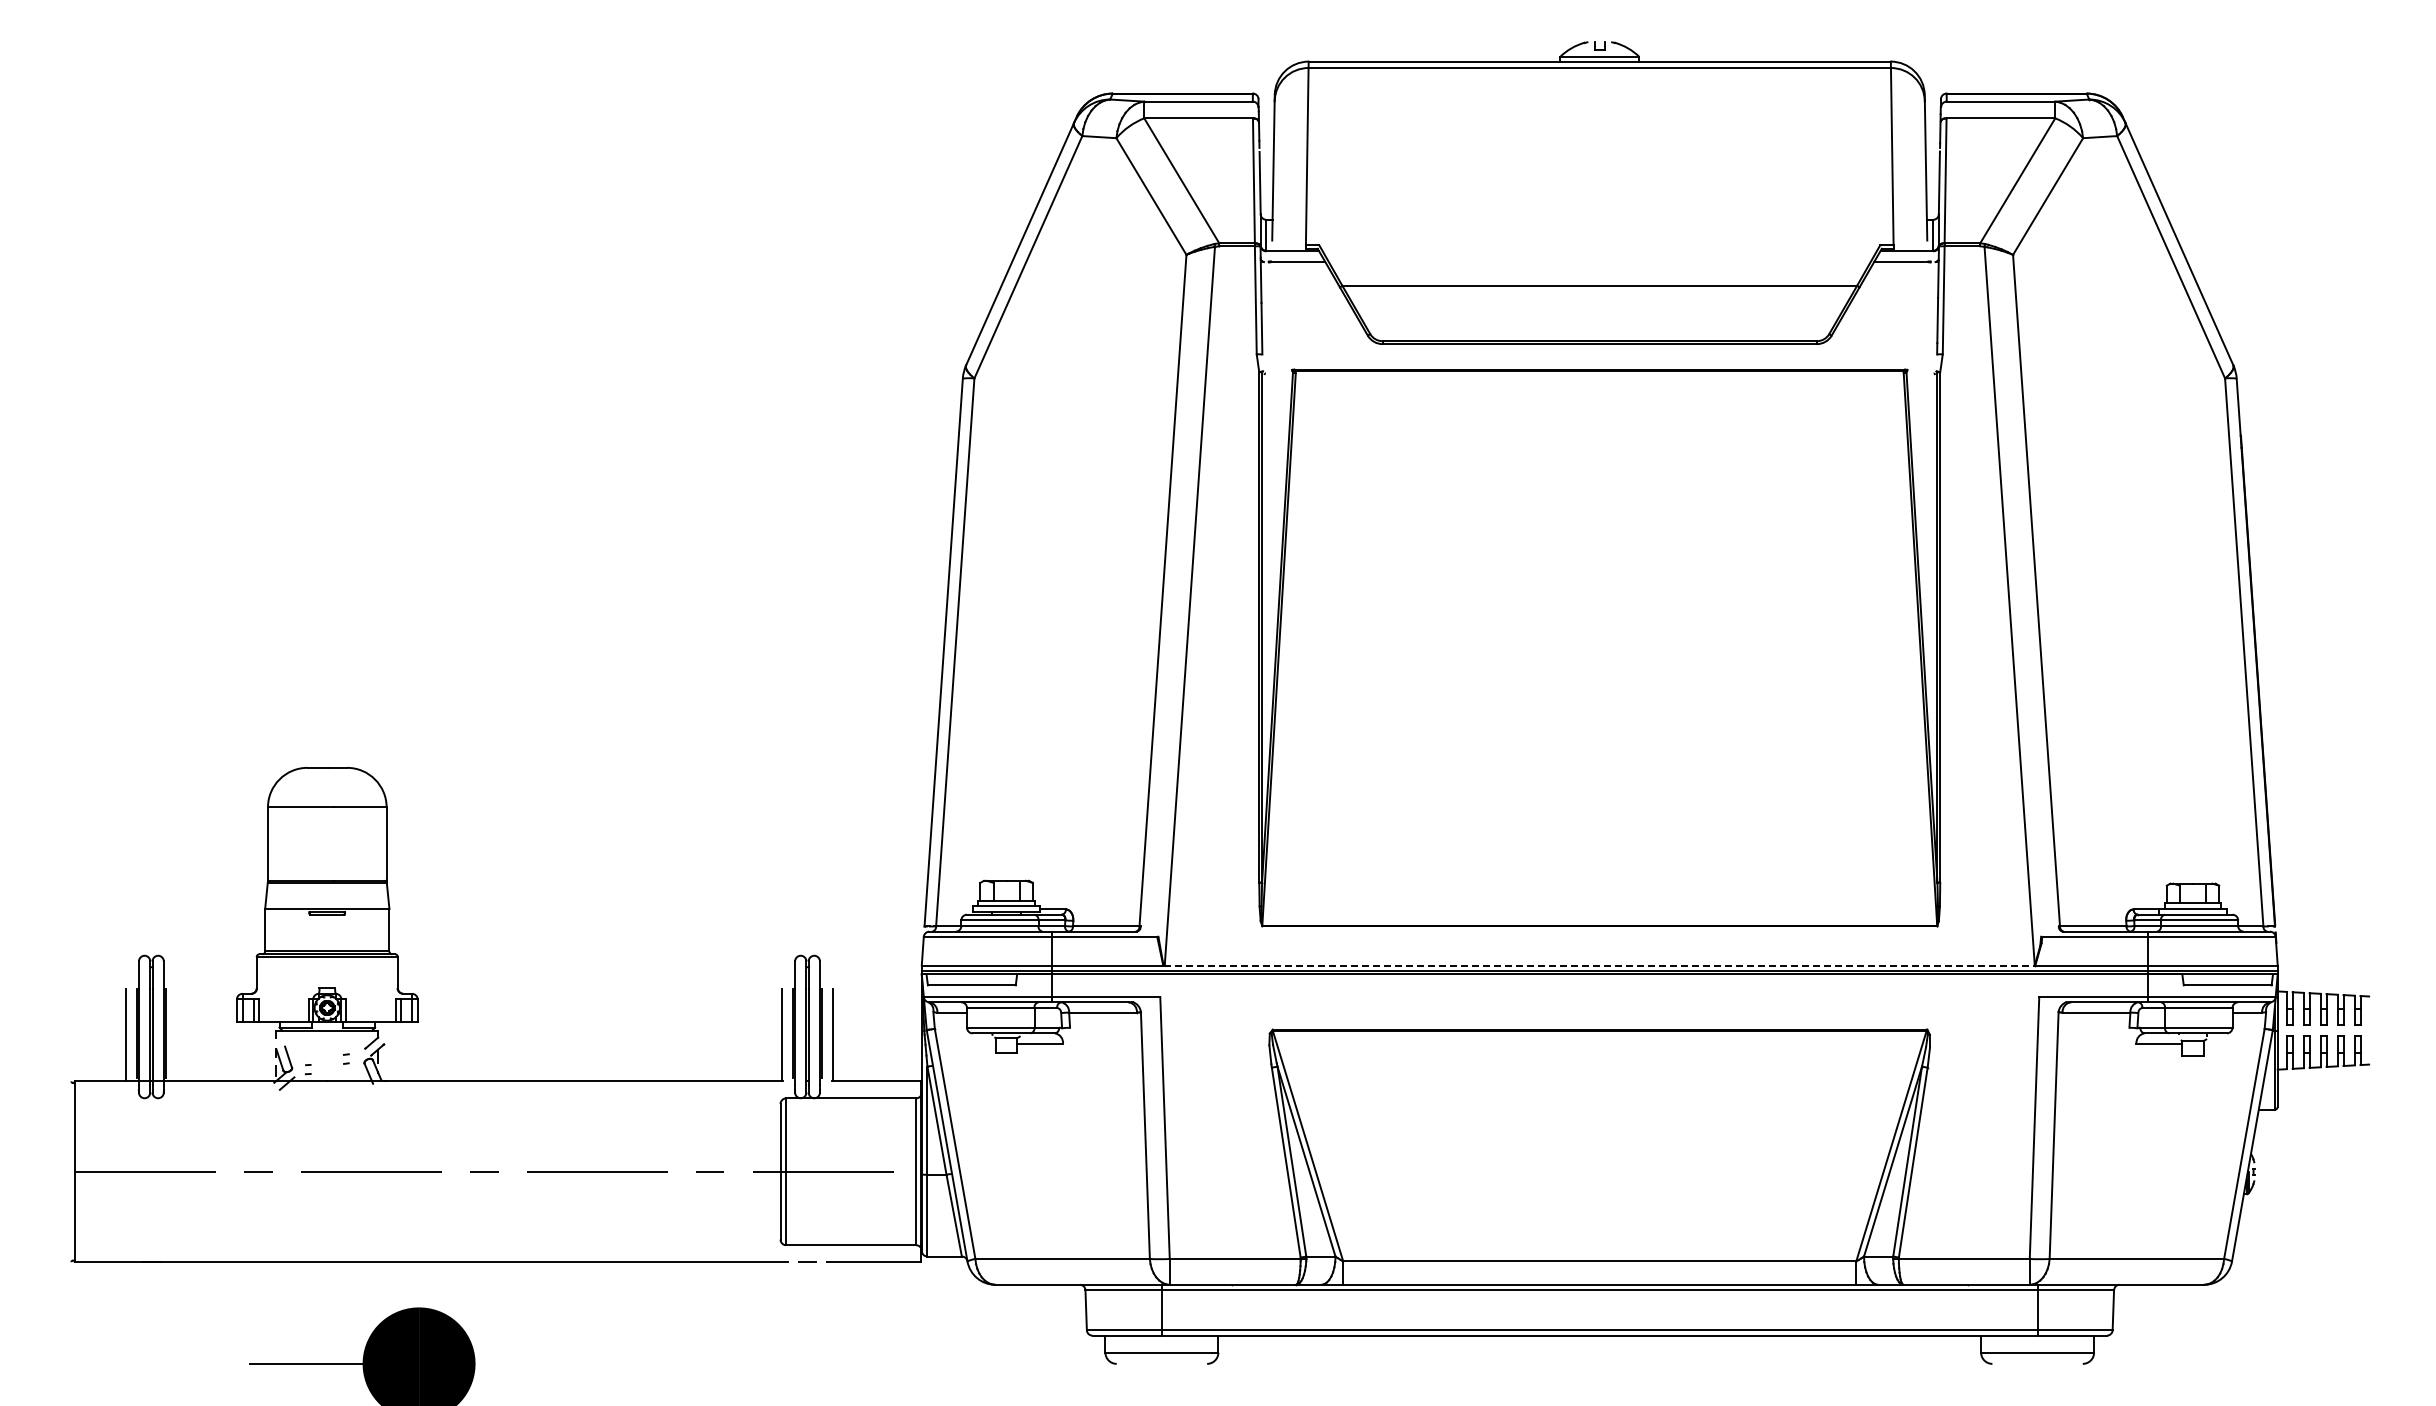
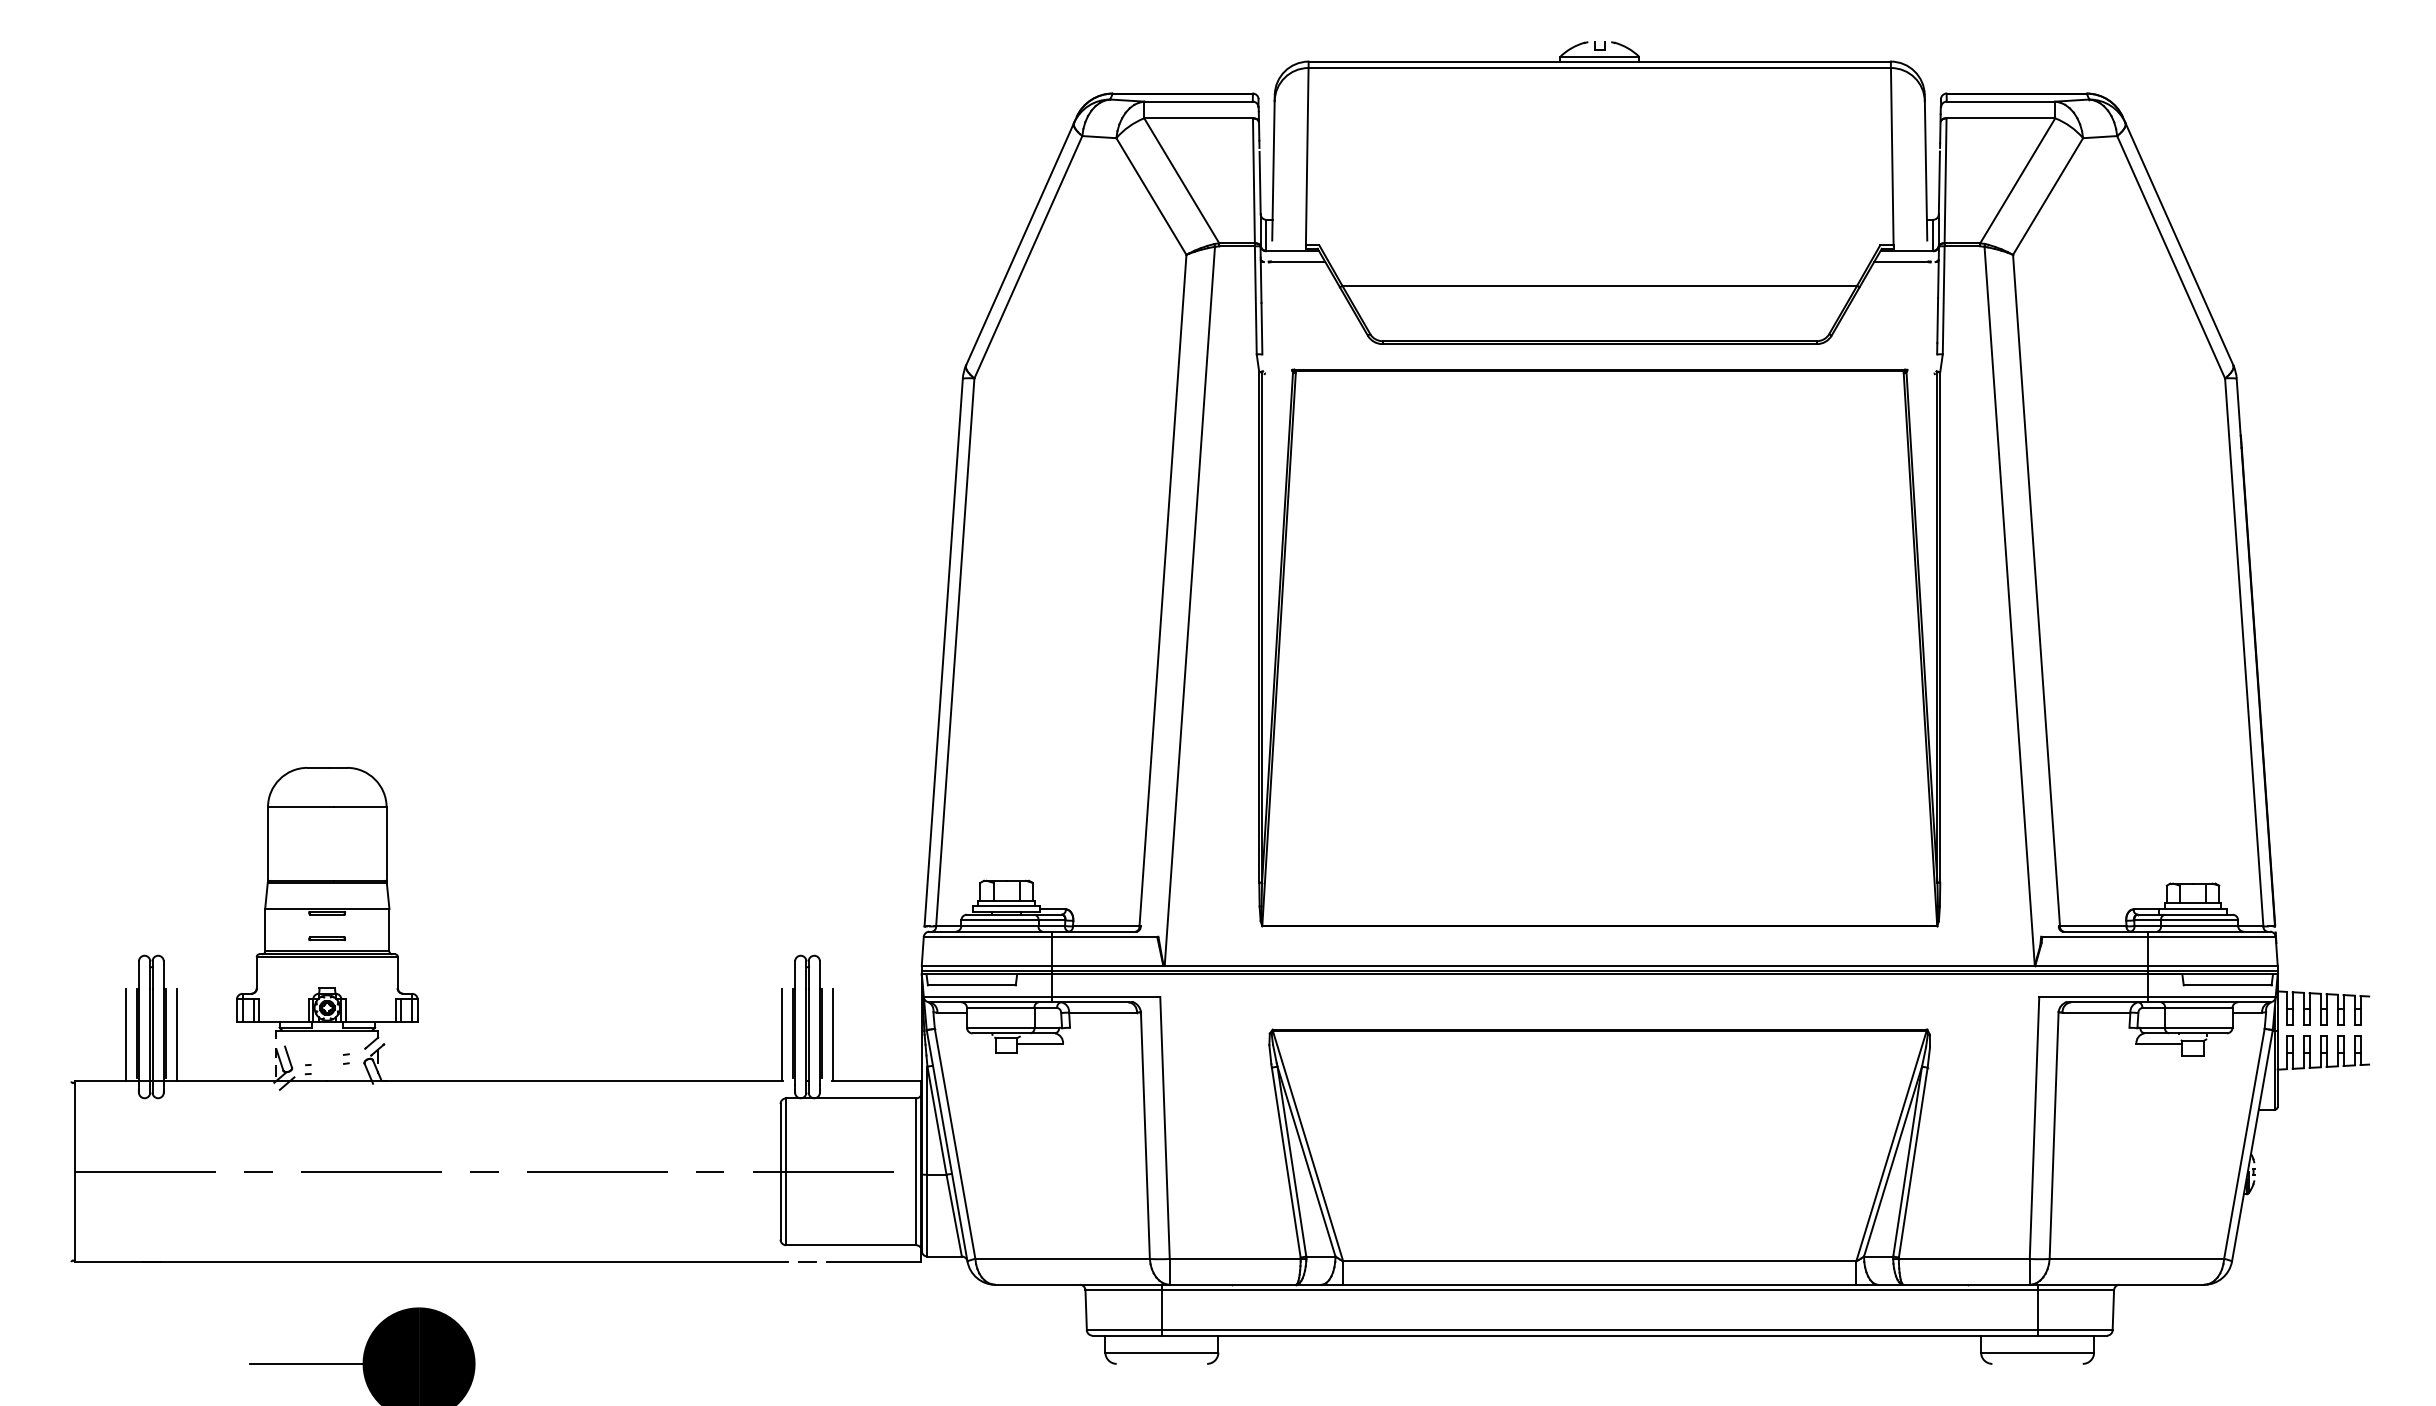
part: none -> present (326, 938)
line: dashed -> solid (1599, 965)
line: none -> present (176, 1034)
